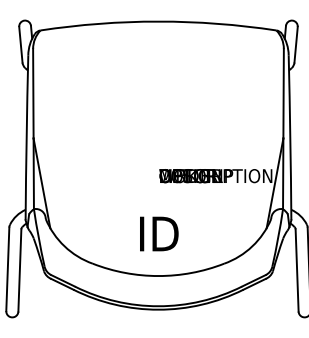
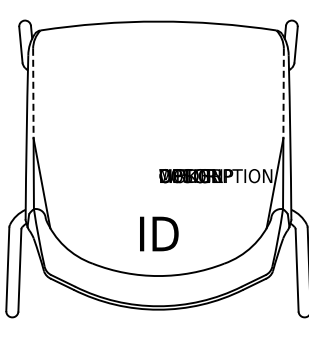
line: solid -> dashed (33, 93)
line: solid -> dashed (283, 93)
